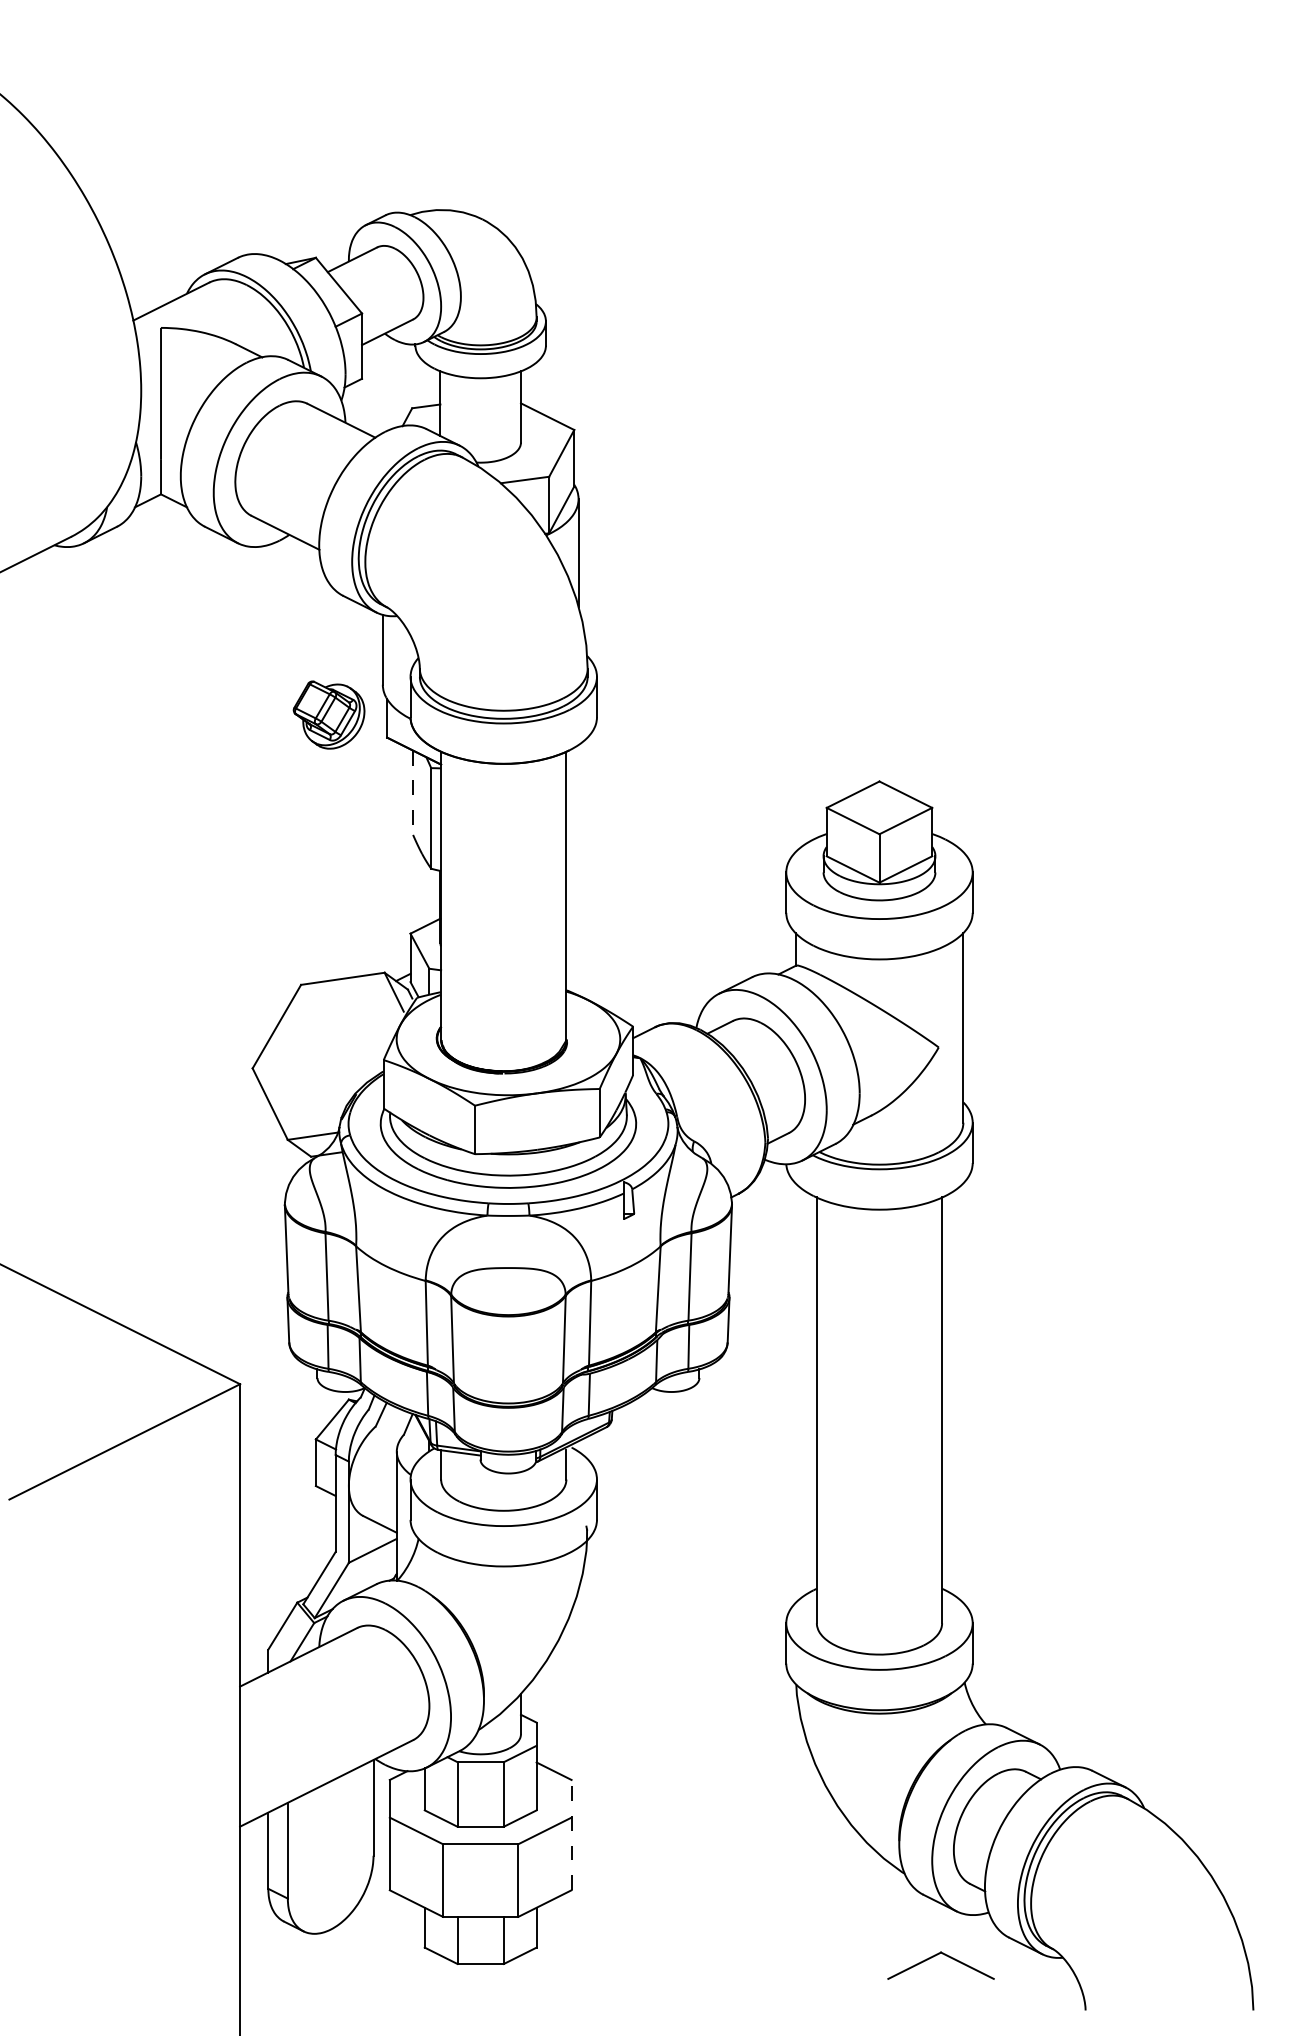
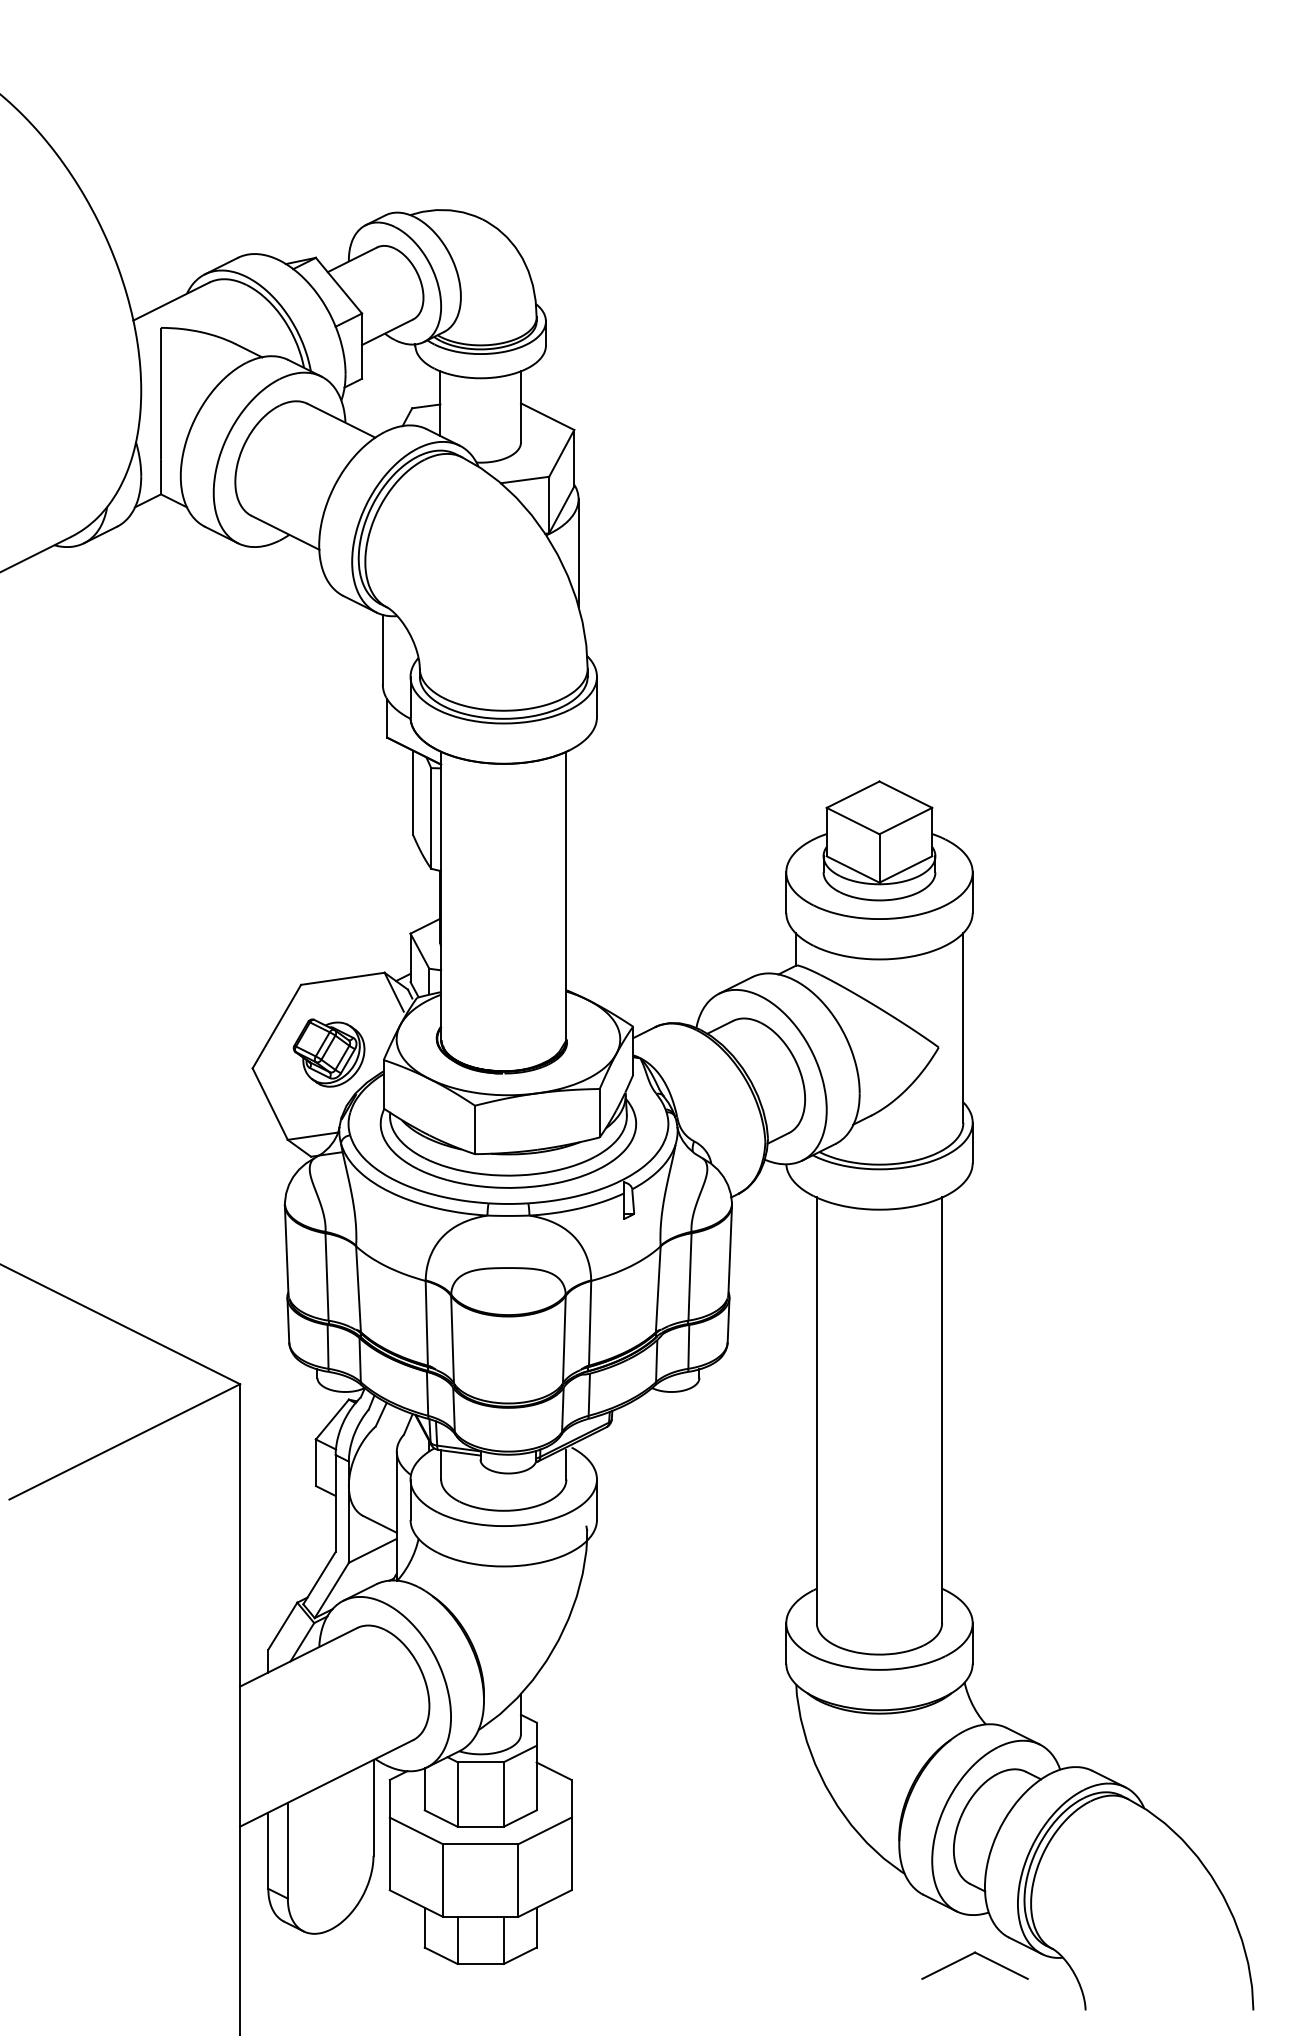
part position: (328, 714) -> (328, 1052) (328, 1052)
line: dashed -> solid (413, 793)
line: dashed -> solid (571, 1834)
part position: (935, 1956) -> (969, 1956) (969, 1956)
